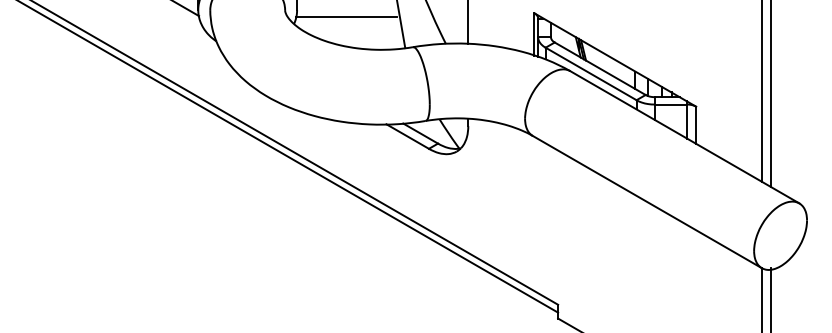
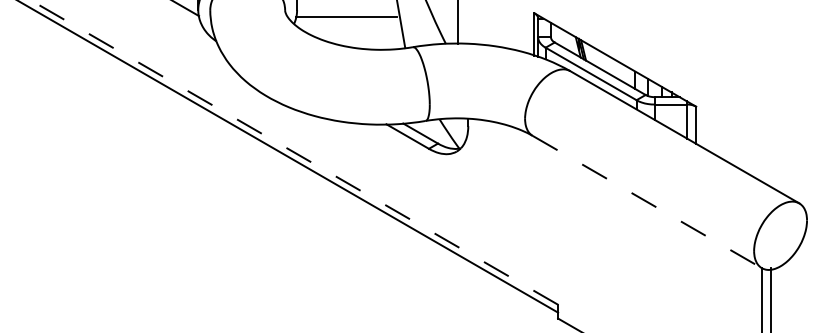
line position: (468, 22) -> (458, 22) (458, 22)
line: present -> none (762, 92)
line: present -> none (771, 94)
line: solid -> dashed (294, 152)
line: solid -> dashed (647, 202)
